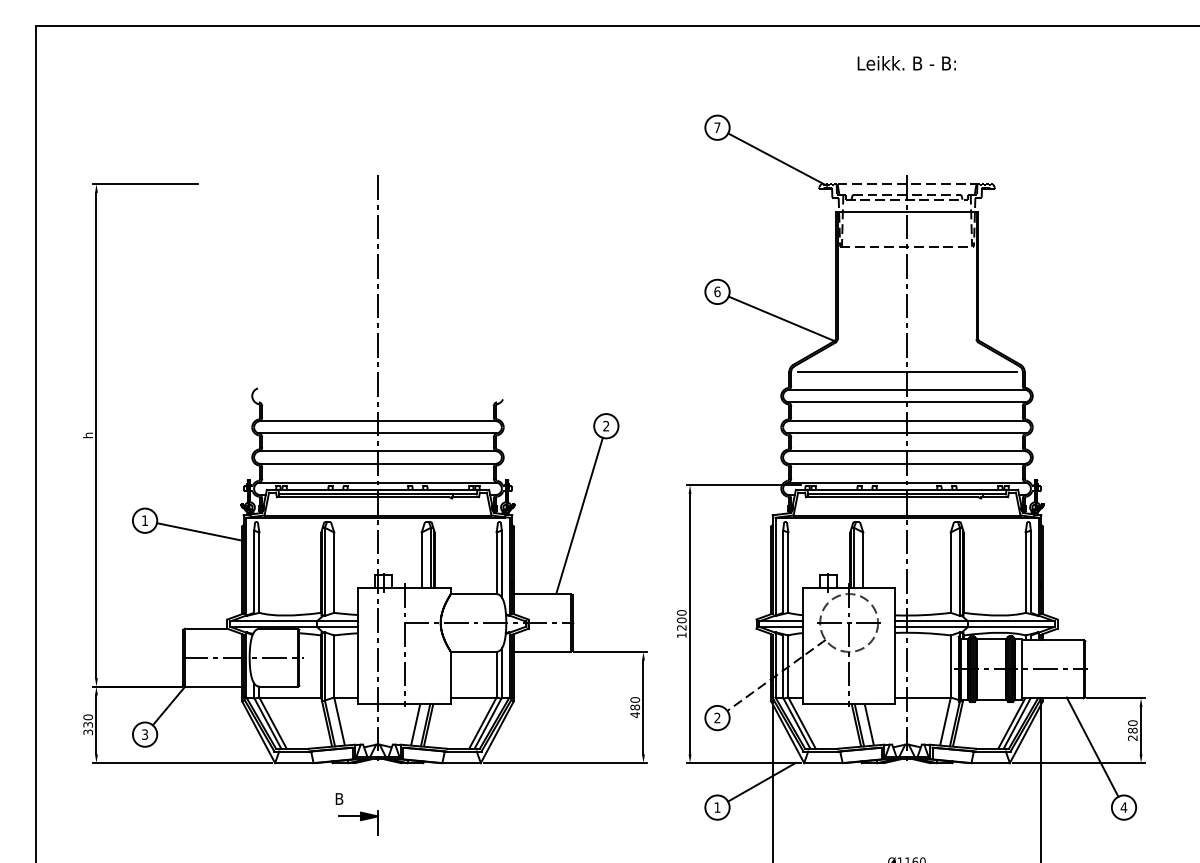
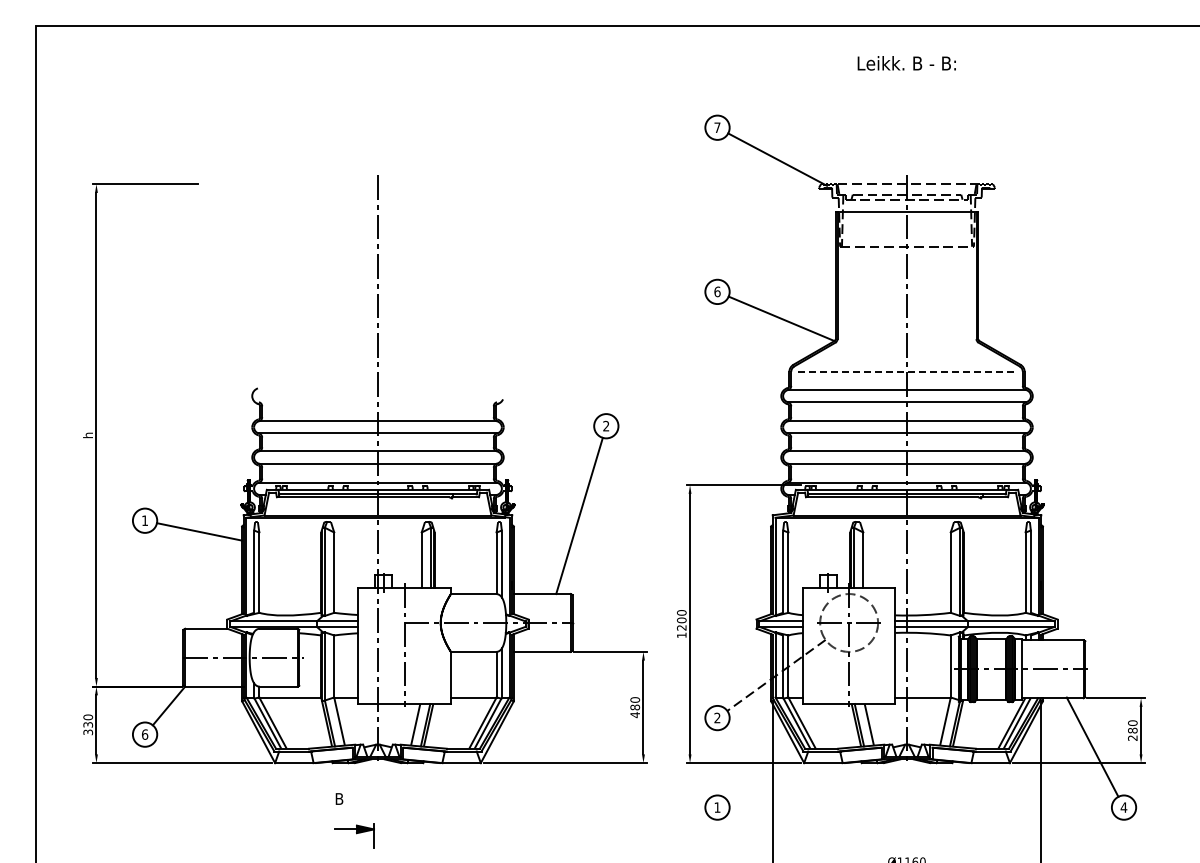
line: solid -> dashed (907, 371)
text: 3 -> 6 (145, 734)
line: present -> none (761, 782)
part position: (358, 822) -> (354, 835) (354, 835)
